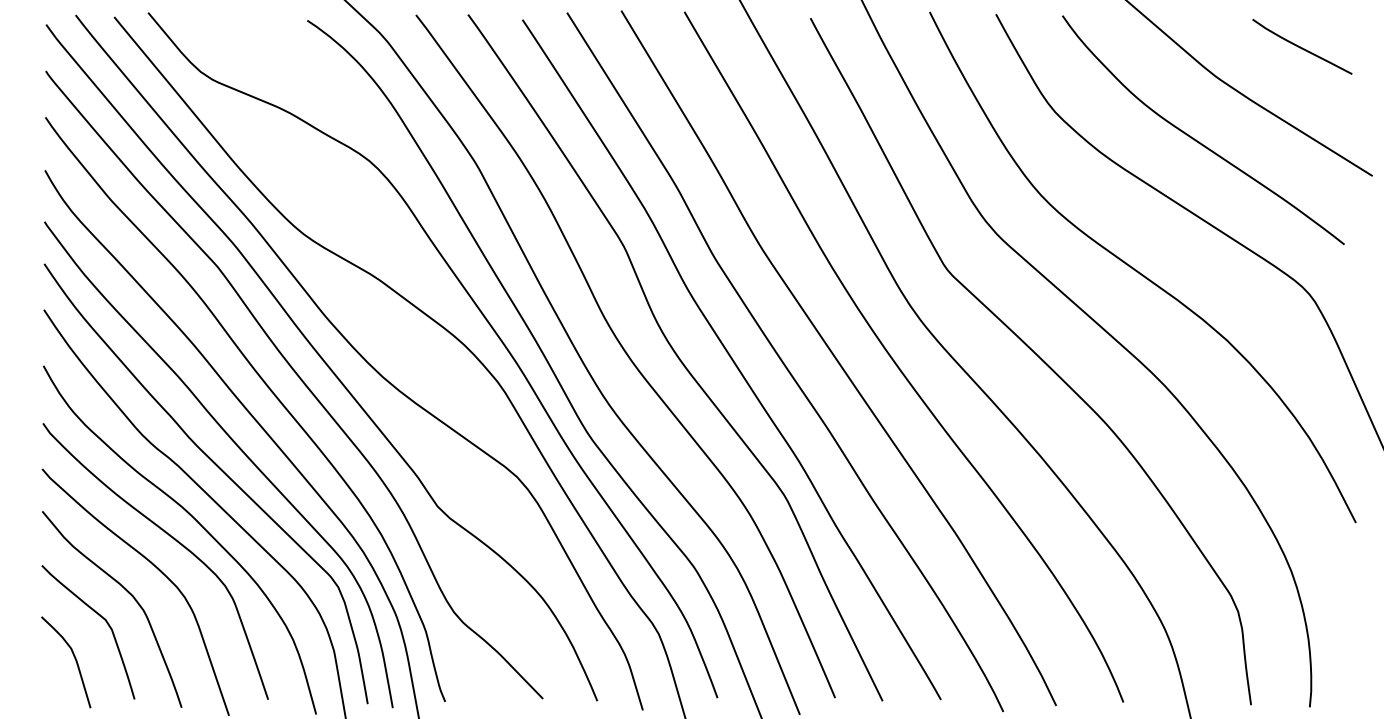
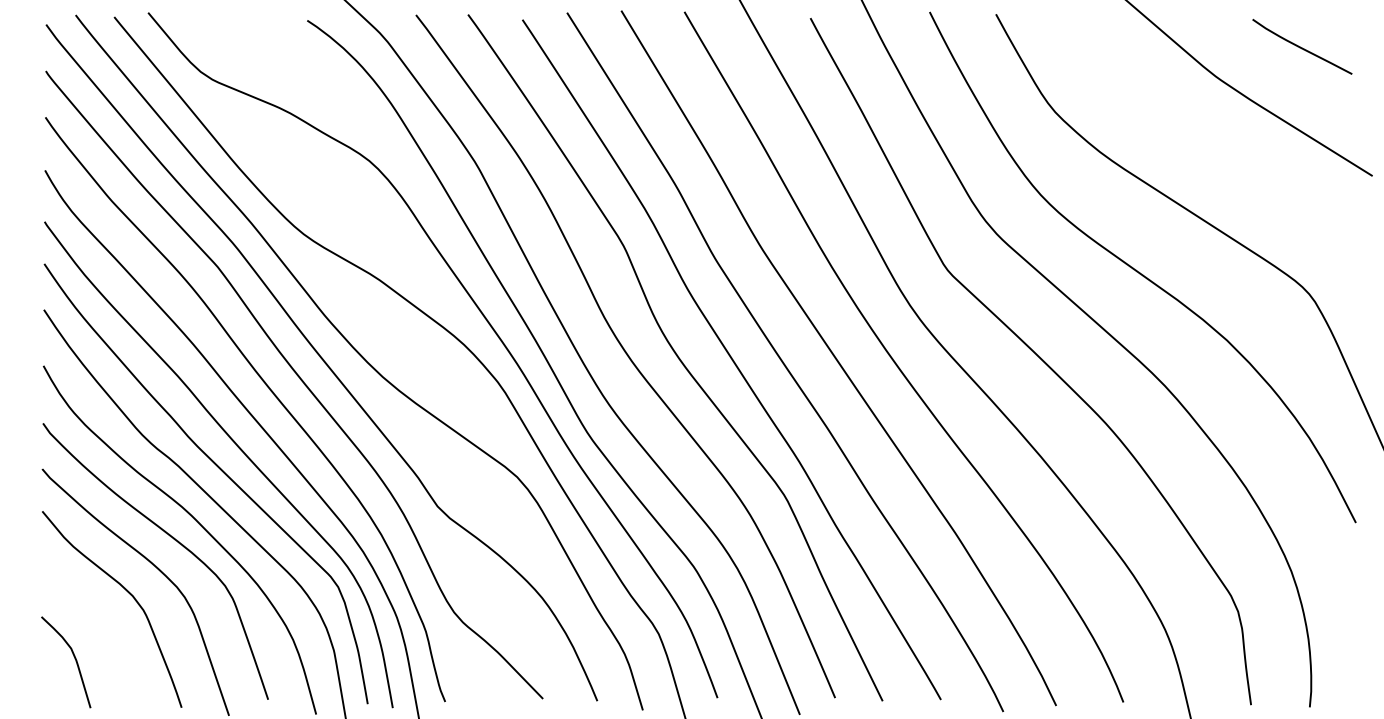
curve: present -> none (1196, 139)
curve: present -> none (99, 616)
